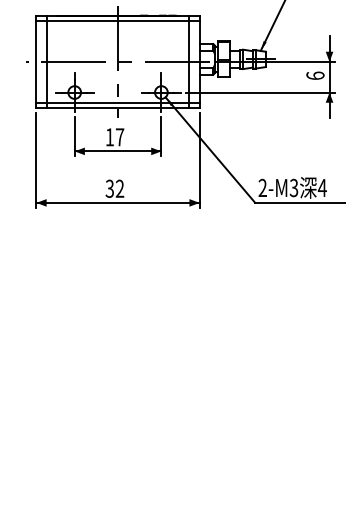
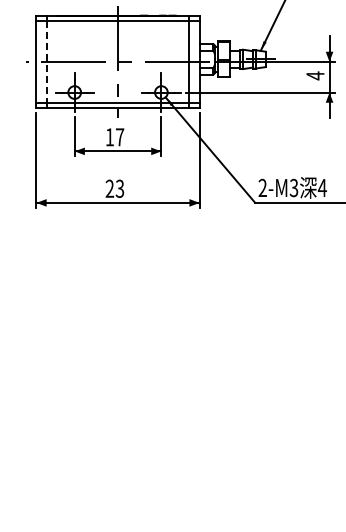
line: solid -> dashed (46, 61)
text: 6 -> 4 (315, 75)
text: 32 -> 23 (114, 188)
